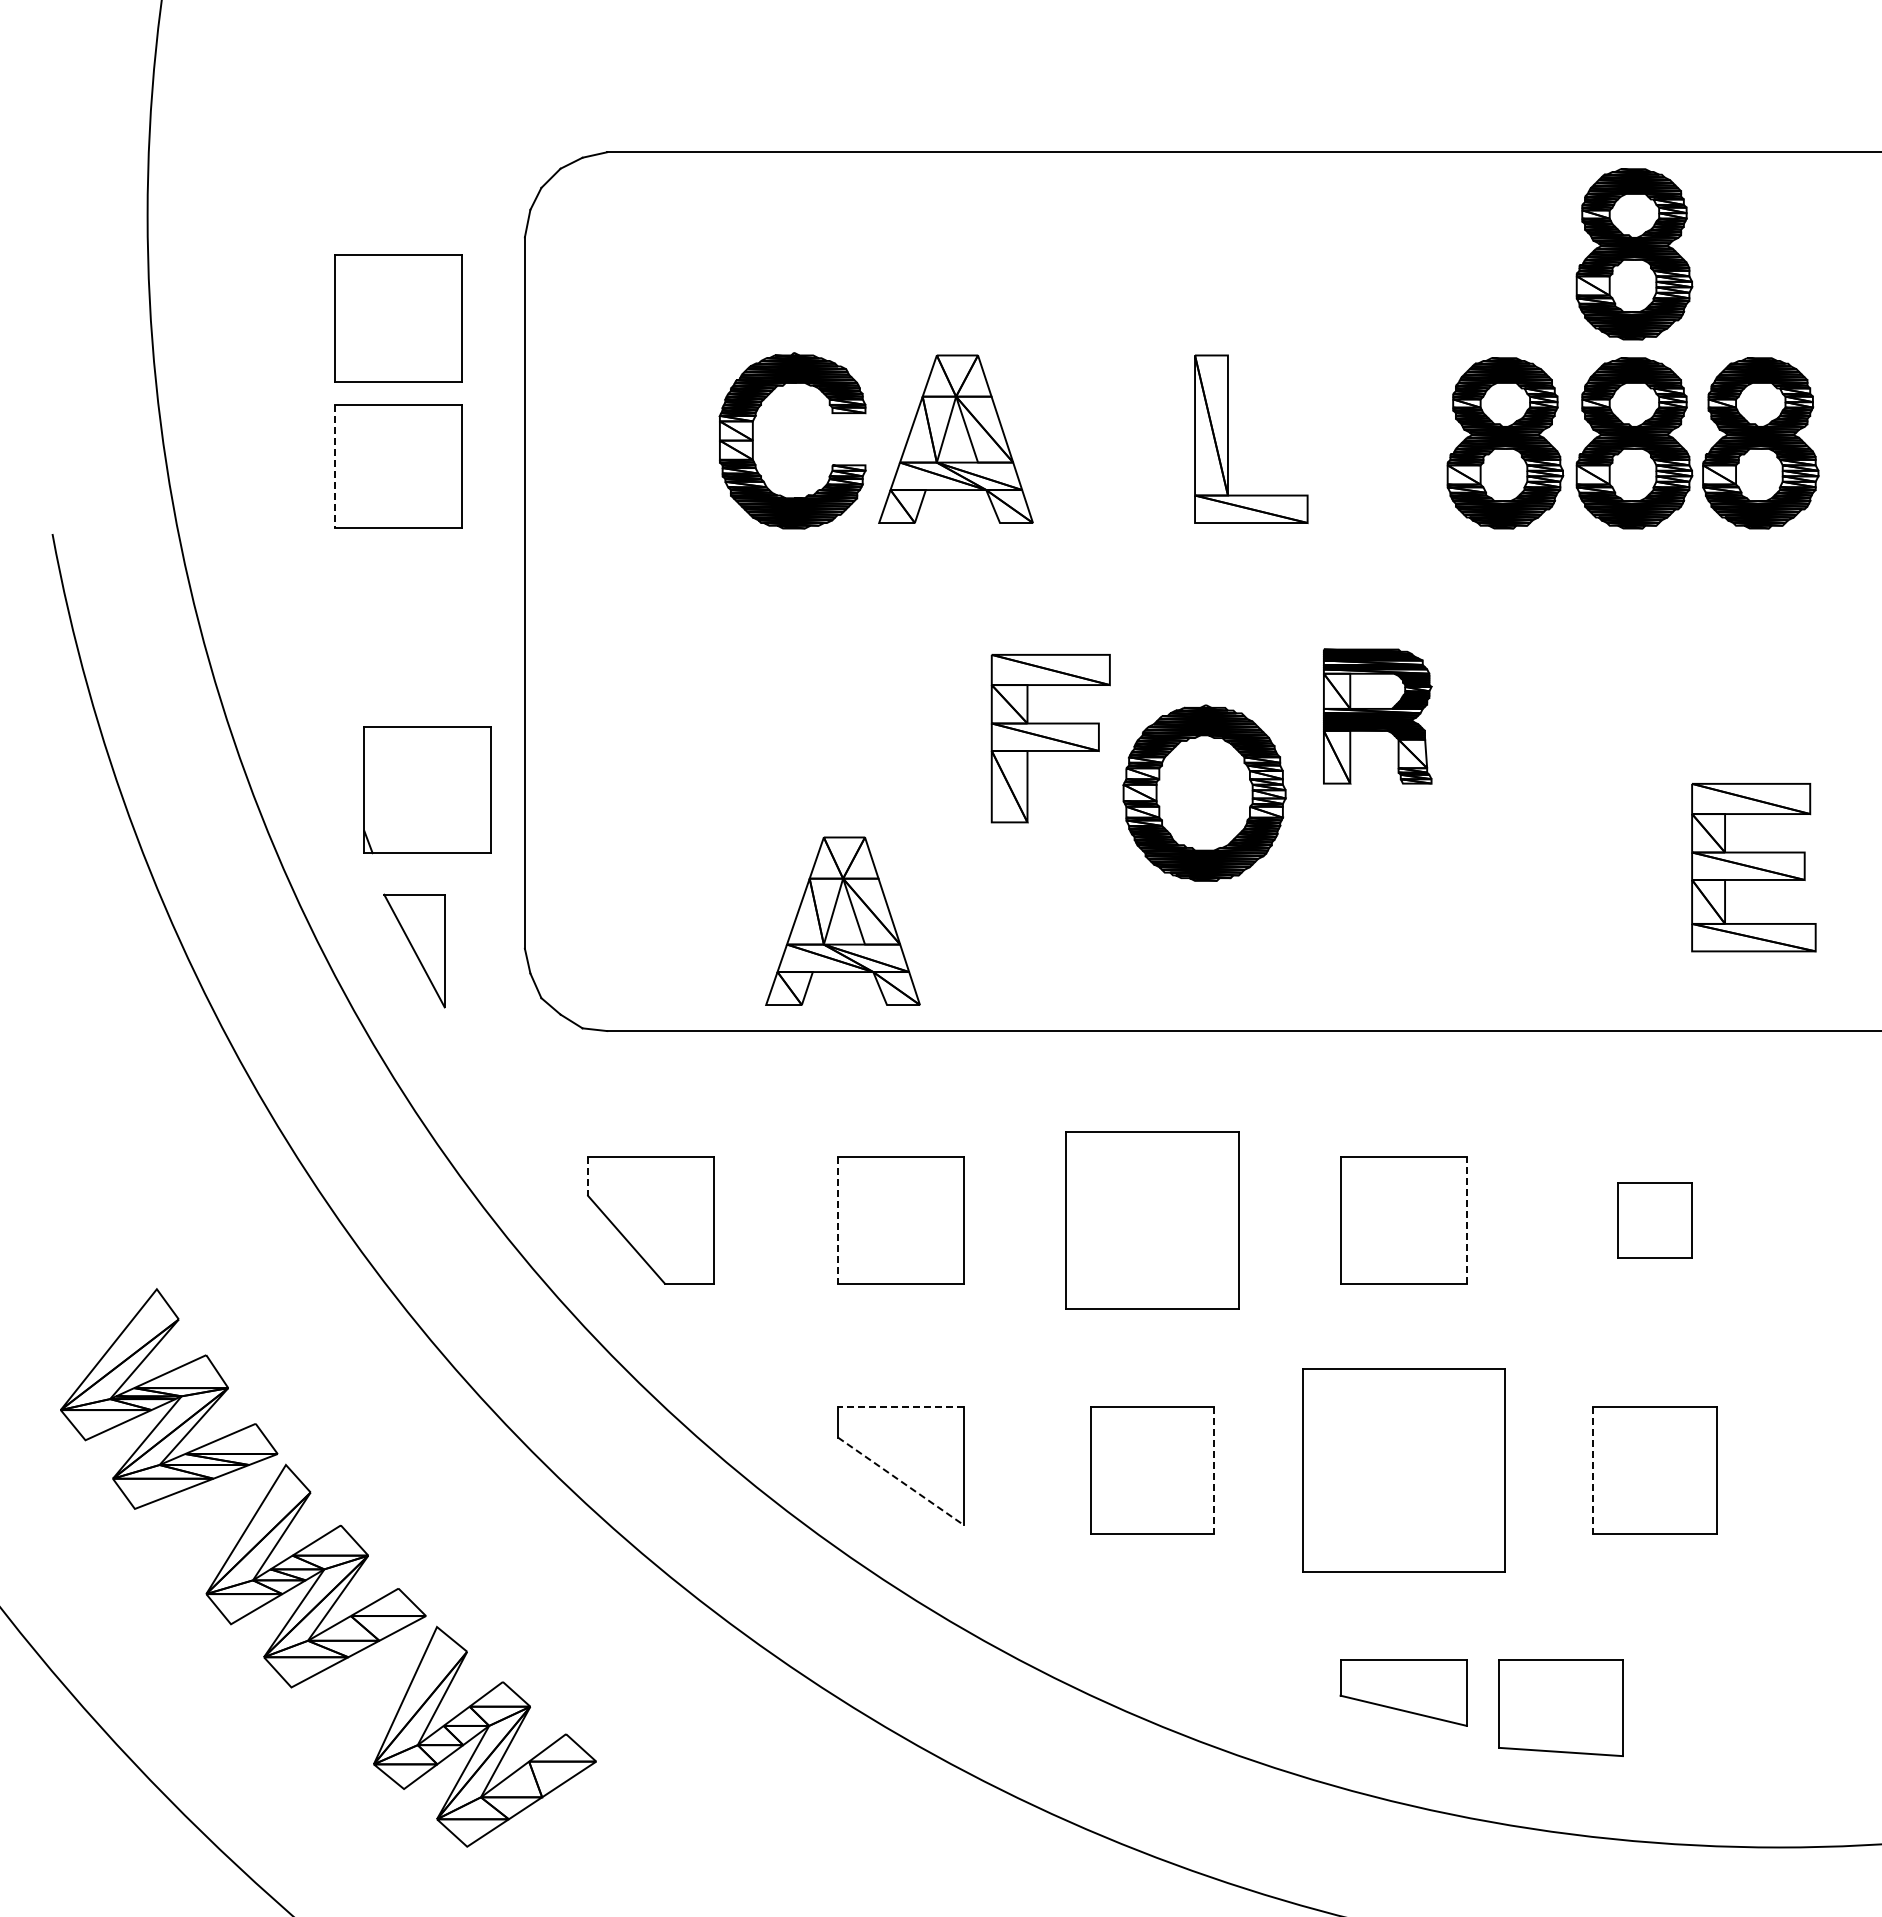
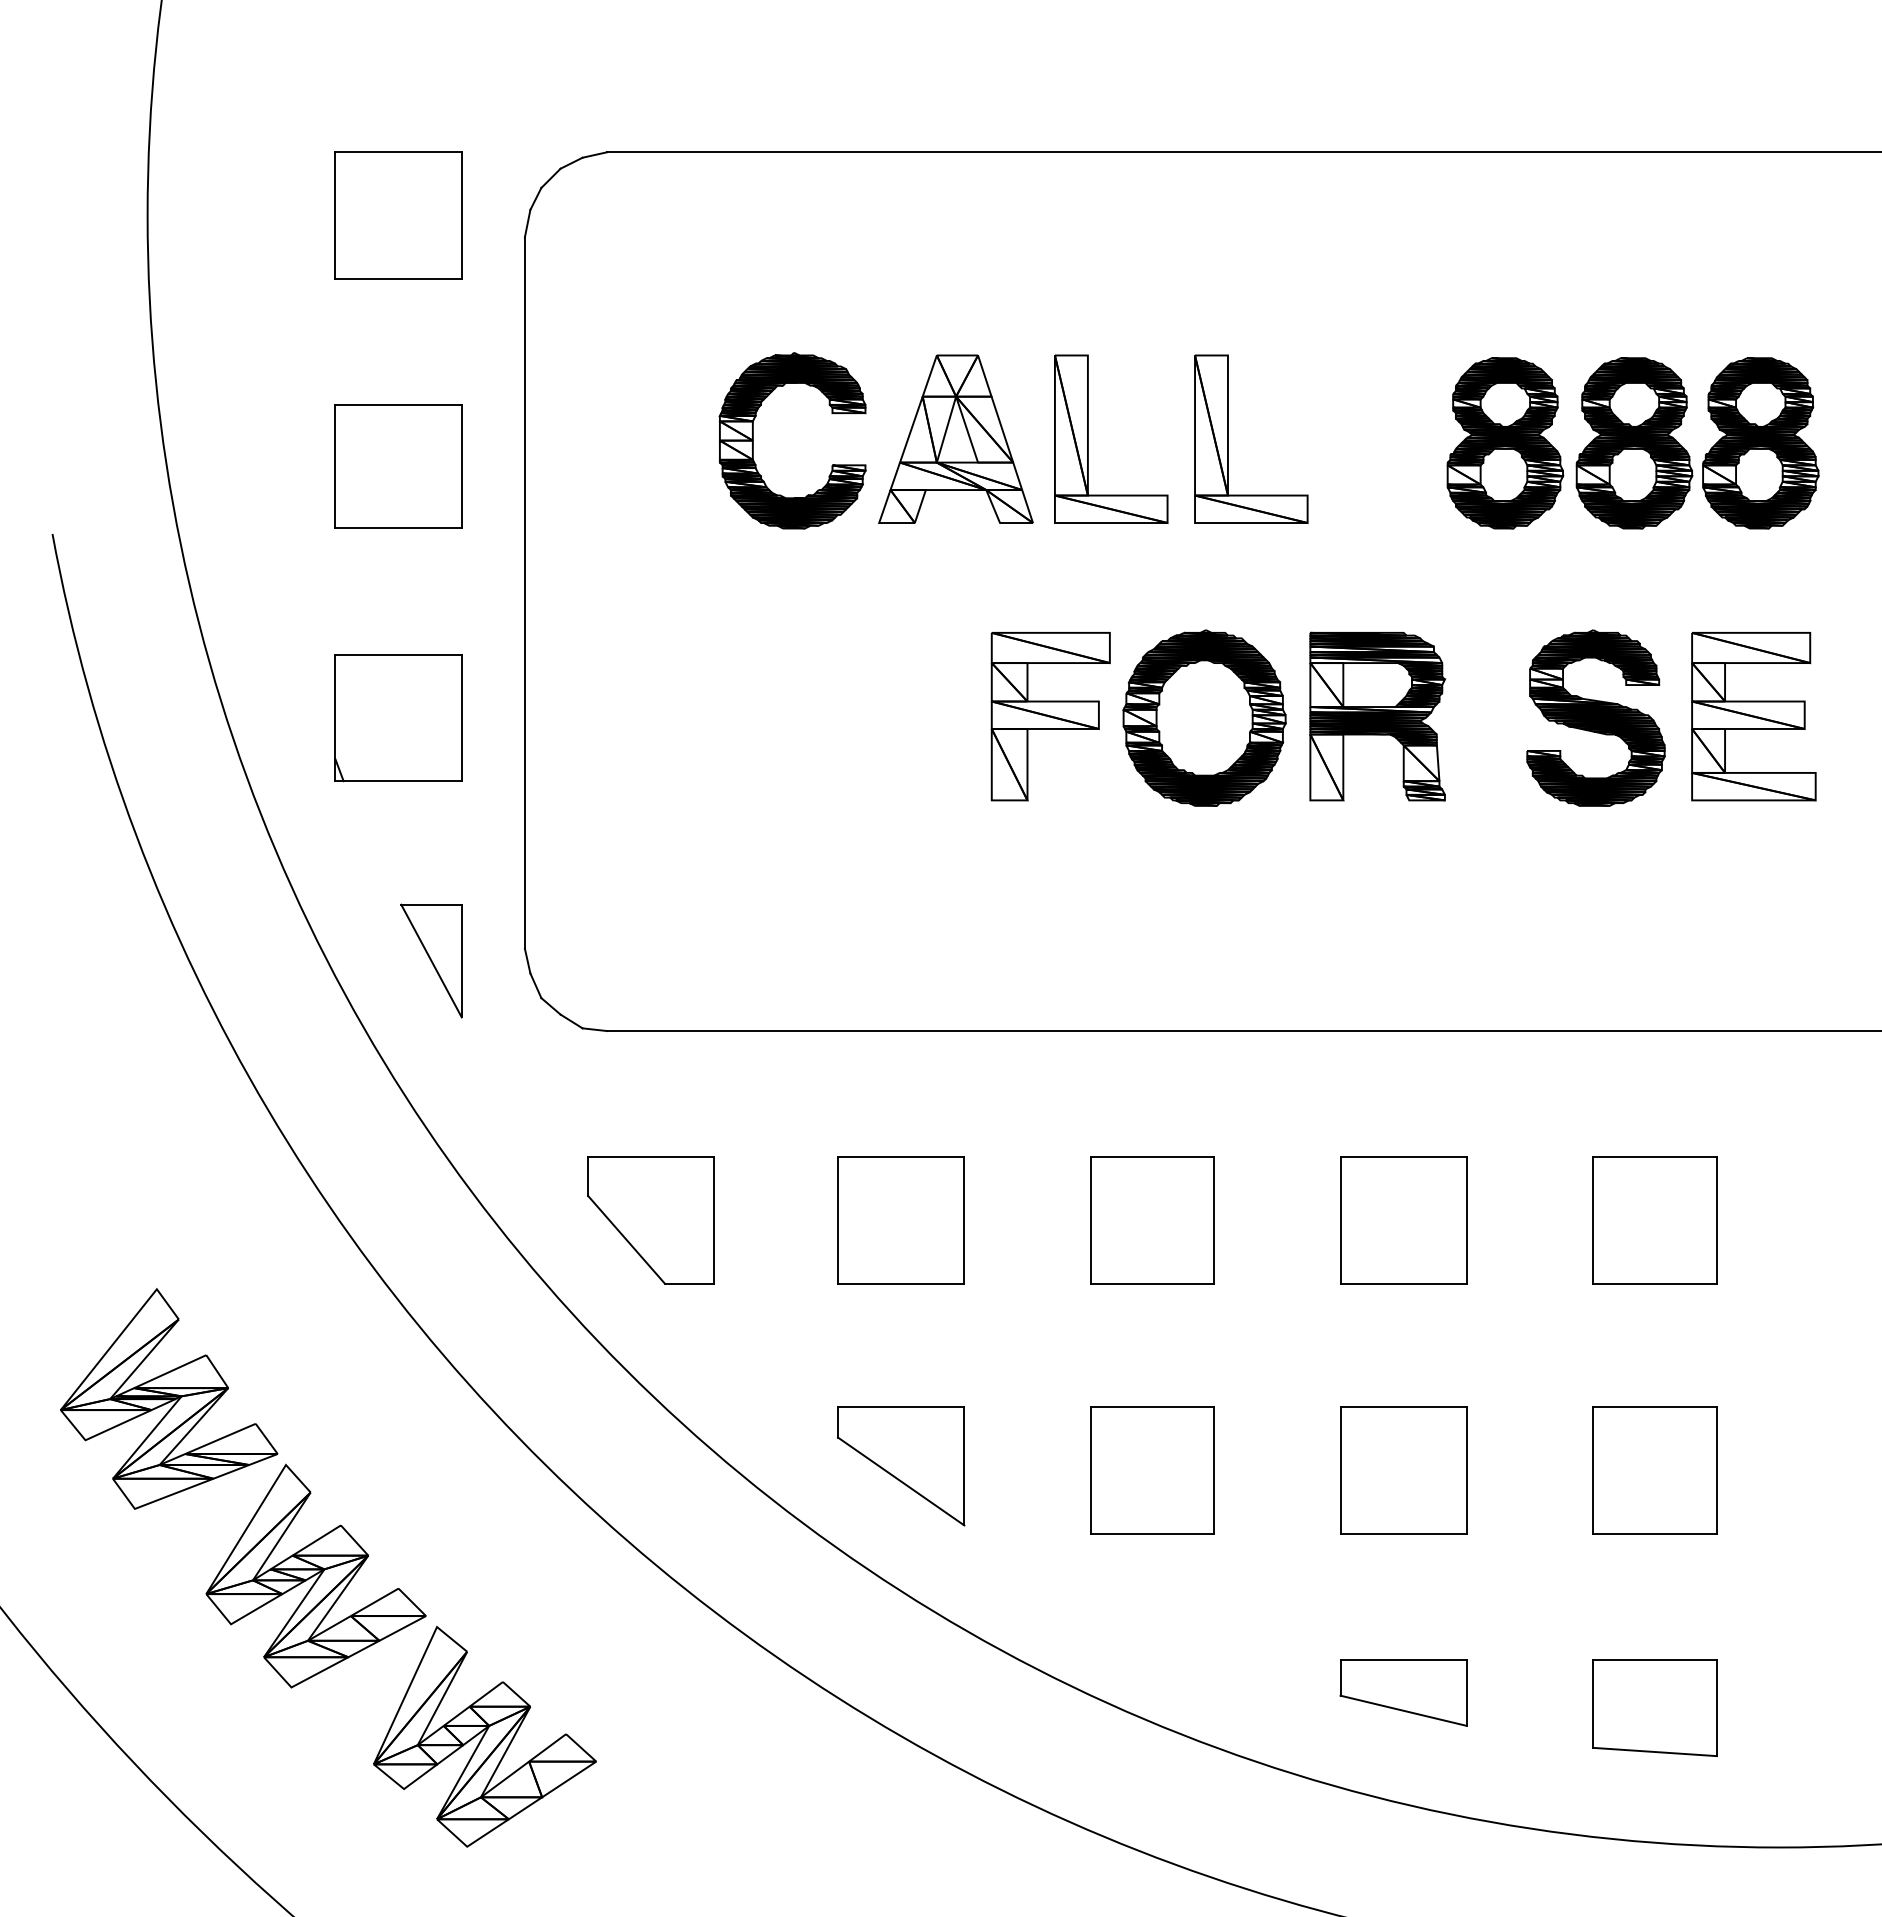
part: present -> none (1634, 254)
part position: (398, 318) -> (398, 215) (398, 215)
part: none -> present (1088, 438)
line: dashed -> solid (335, 466)
part size: 110x137 px -> 138x171 px (1377, 716)
part: none -> present (1595, 717)
part position: (1050, 738) -> (1050, 716) (1050, 716)
part position: (427, 790) -> (398, 718) (398, 718)
part position: (1204, 792) -> (1204, 717) (1204, 717)
part position: (1753, 867) -> (1753, 716) (1753, 716)
part: present -> none (842, 920)
part position: (414, 950) -> (431, 960) (431, 960)
line: dashed -> solid (588, 1177)
part size: 175x179 px -> 125x129 px (1152, 1220)
line: dashed -> solid (1466, 1220)
part size: 76x77 px -> 126x129 px (1654, 1220)
line: dashed -> solid (837, 1221)
line: dashed -> solid (900, 1407)
part size: 204x205 px -> 128x129 px (1403, 1470)
line: dashed -> solid (1214, 1471)
line: dashed -> solid (1593, 1471)
line: dashed -> solid (901, 1481)
part position: (1560, 1707) -> (1654, 1707) (1654, 1707)
